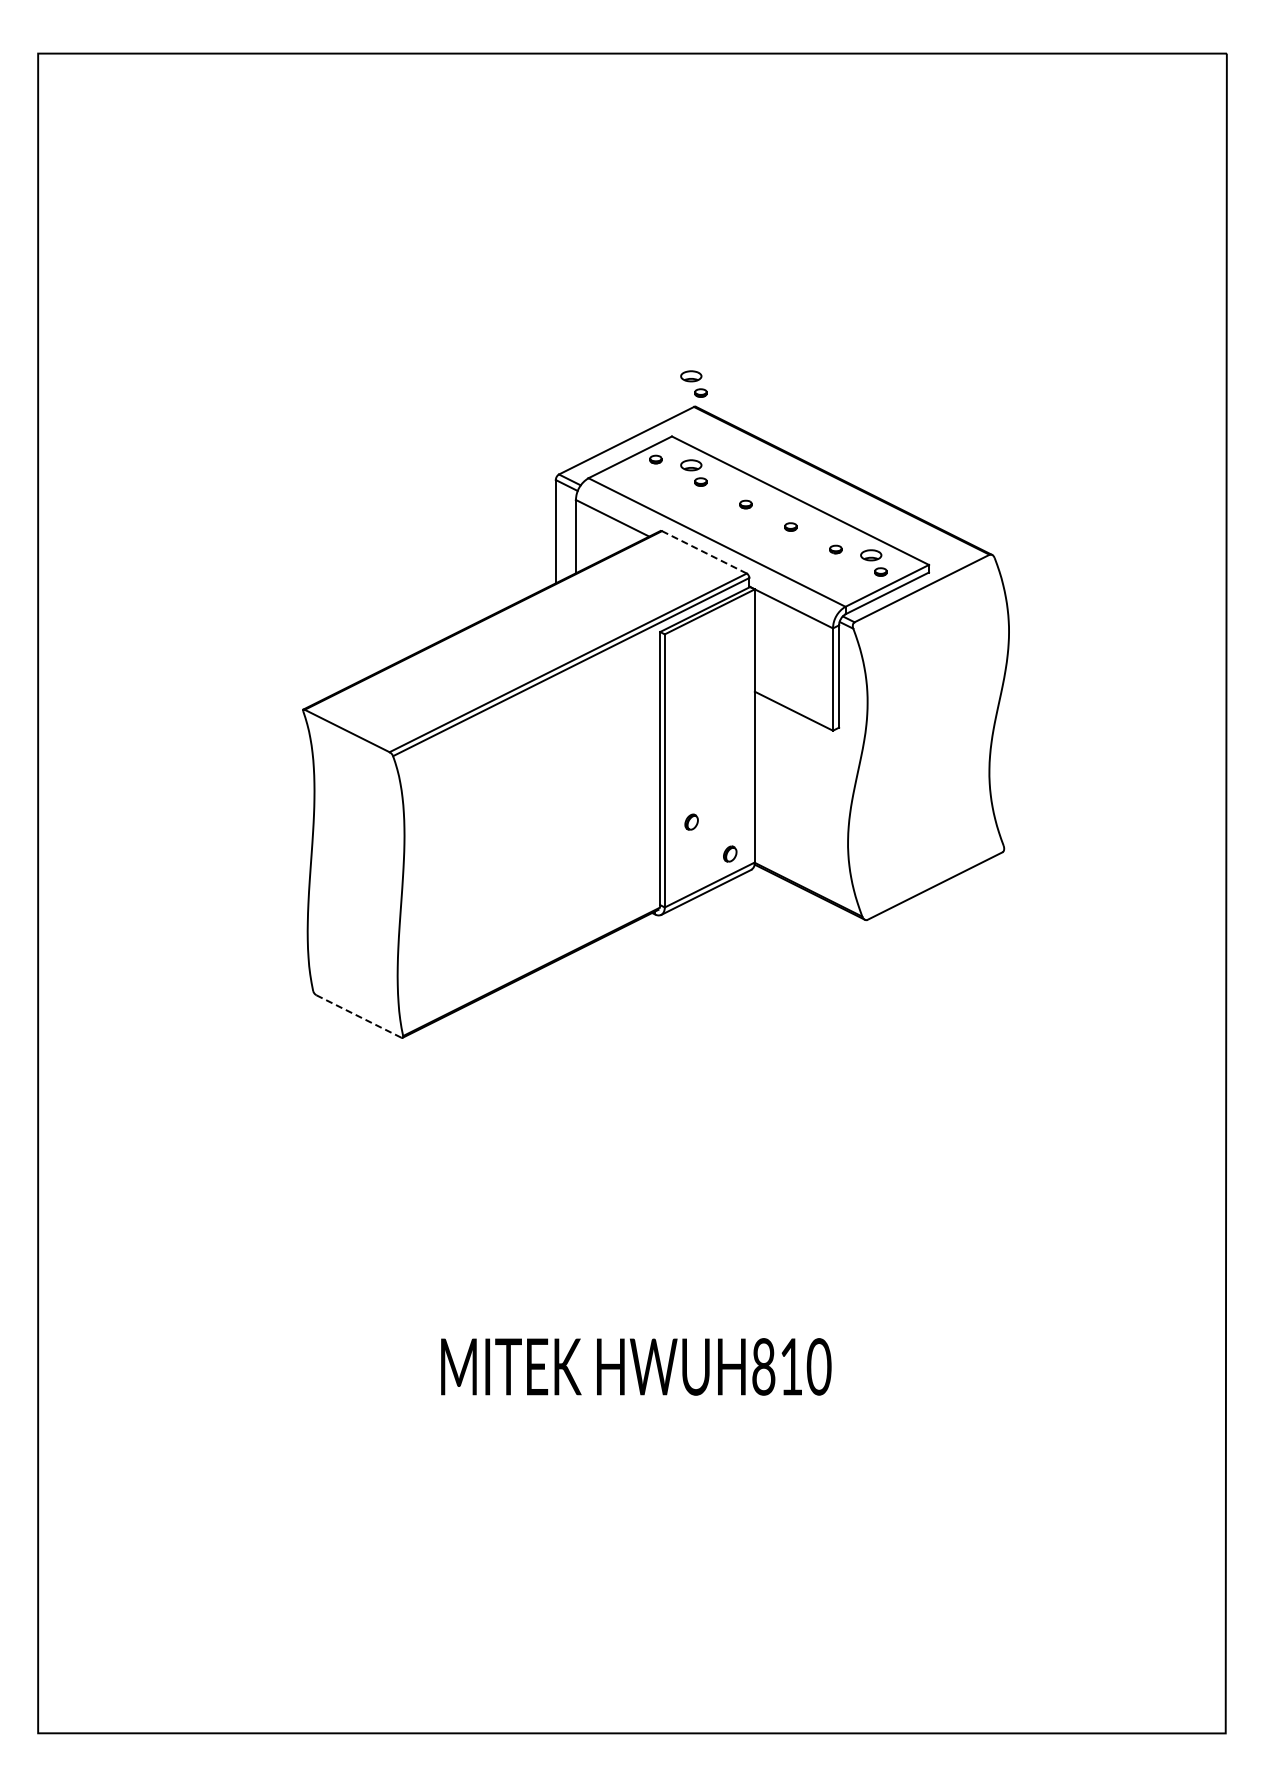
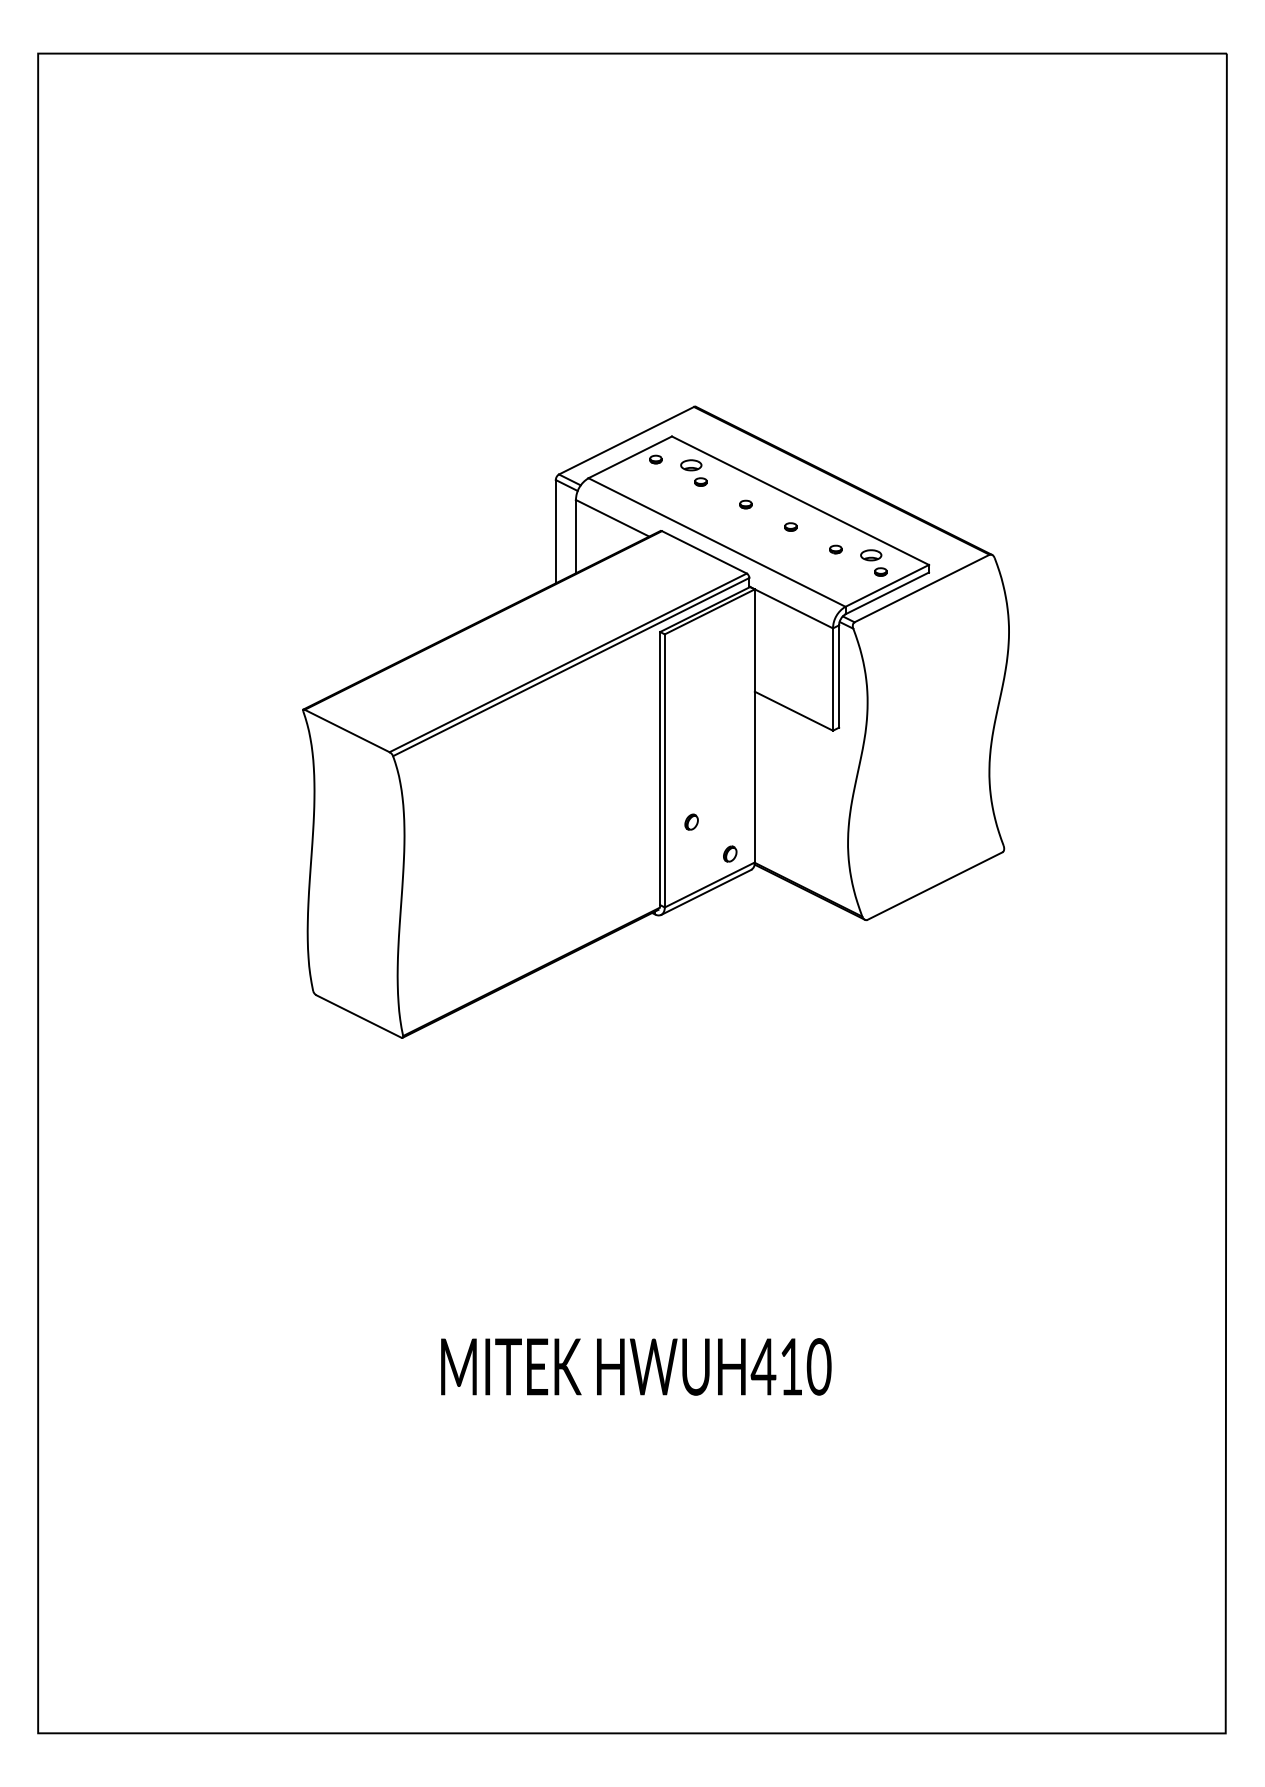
part: present -> none (693, 383)
line: dashed -> solid (703, 552)
line: dashed -> solid (359, 1016)
text: HWUH810 -> HWUH410 (763, 1366)
